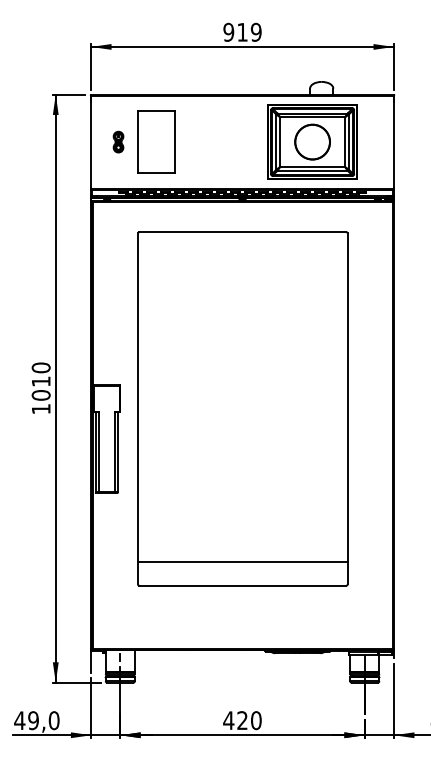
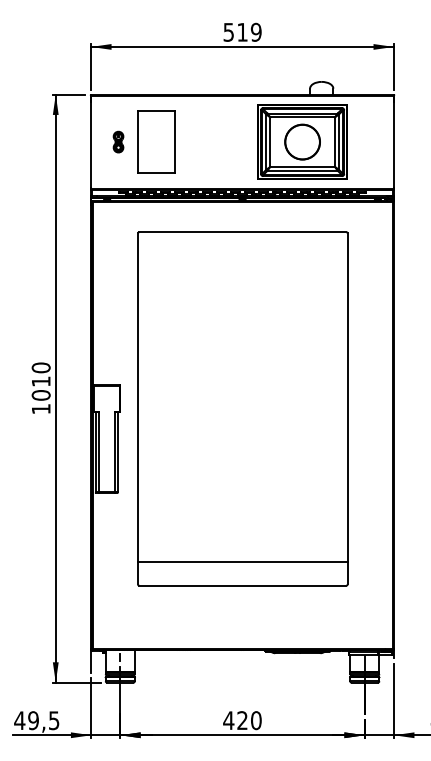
text: 919 -> 519 (228, 31)
part position: (312, 141) -> (302, 141) (302, 141)
text: 49,0 -> 49,5 (53, 720)
